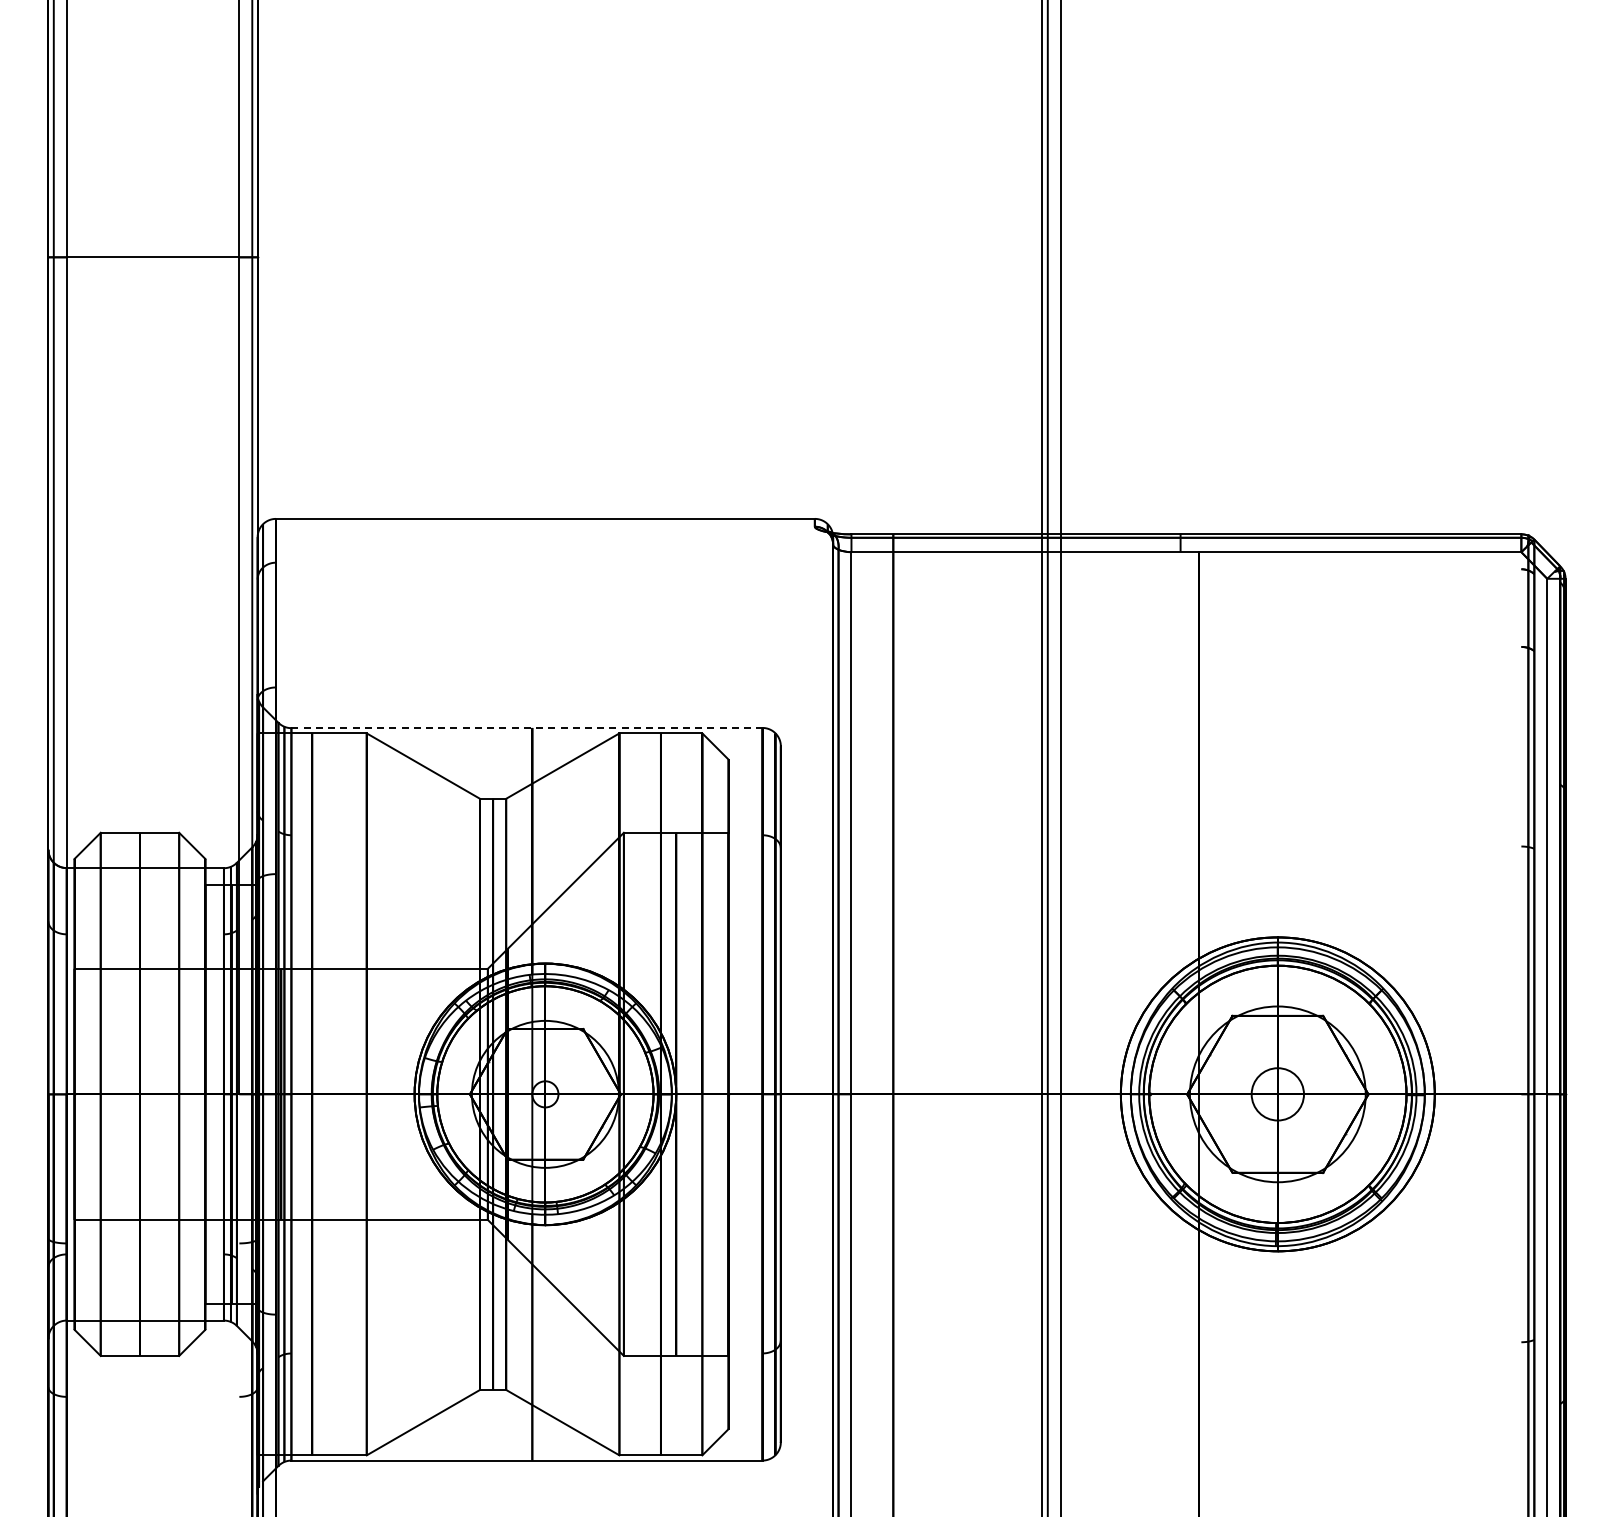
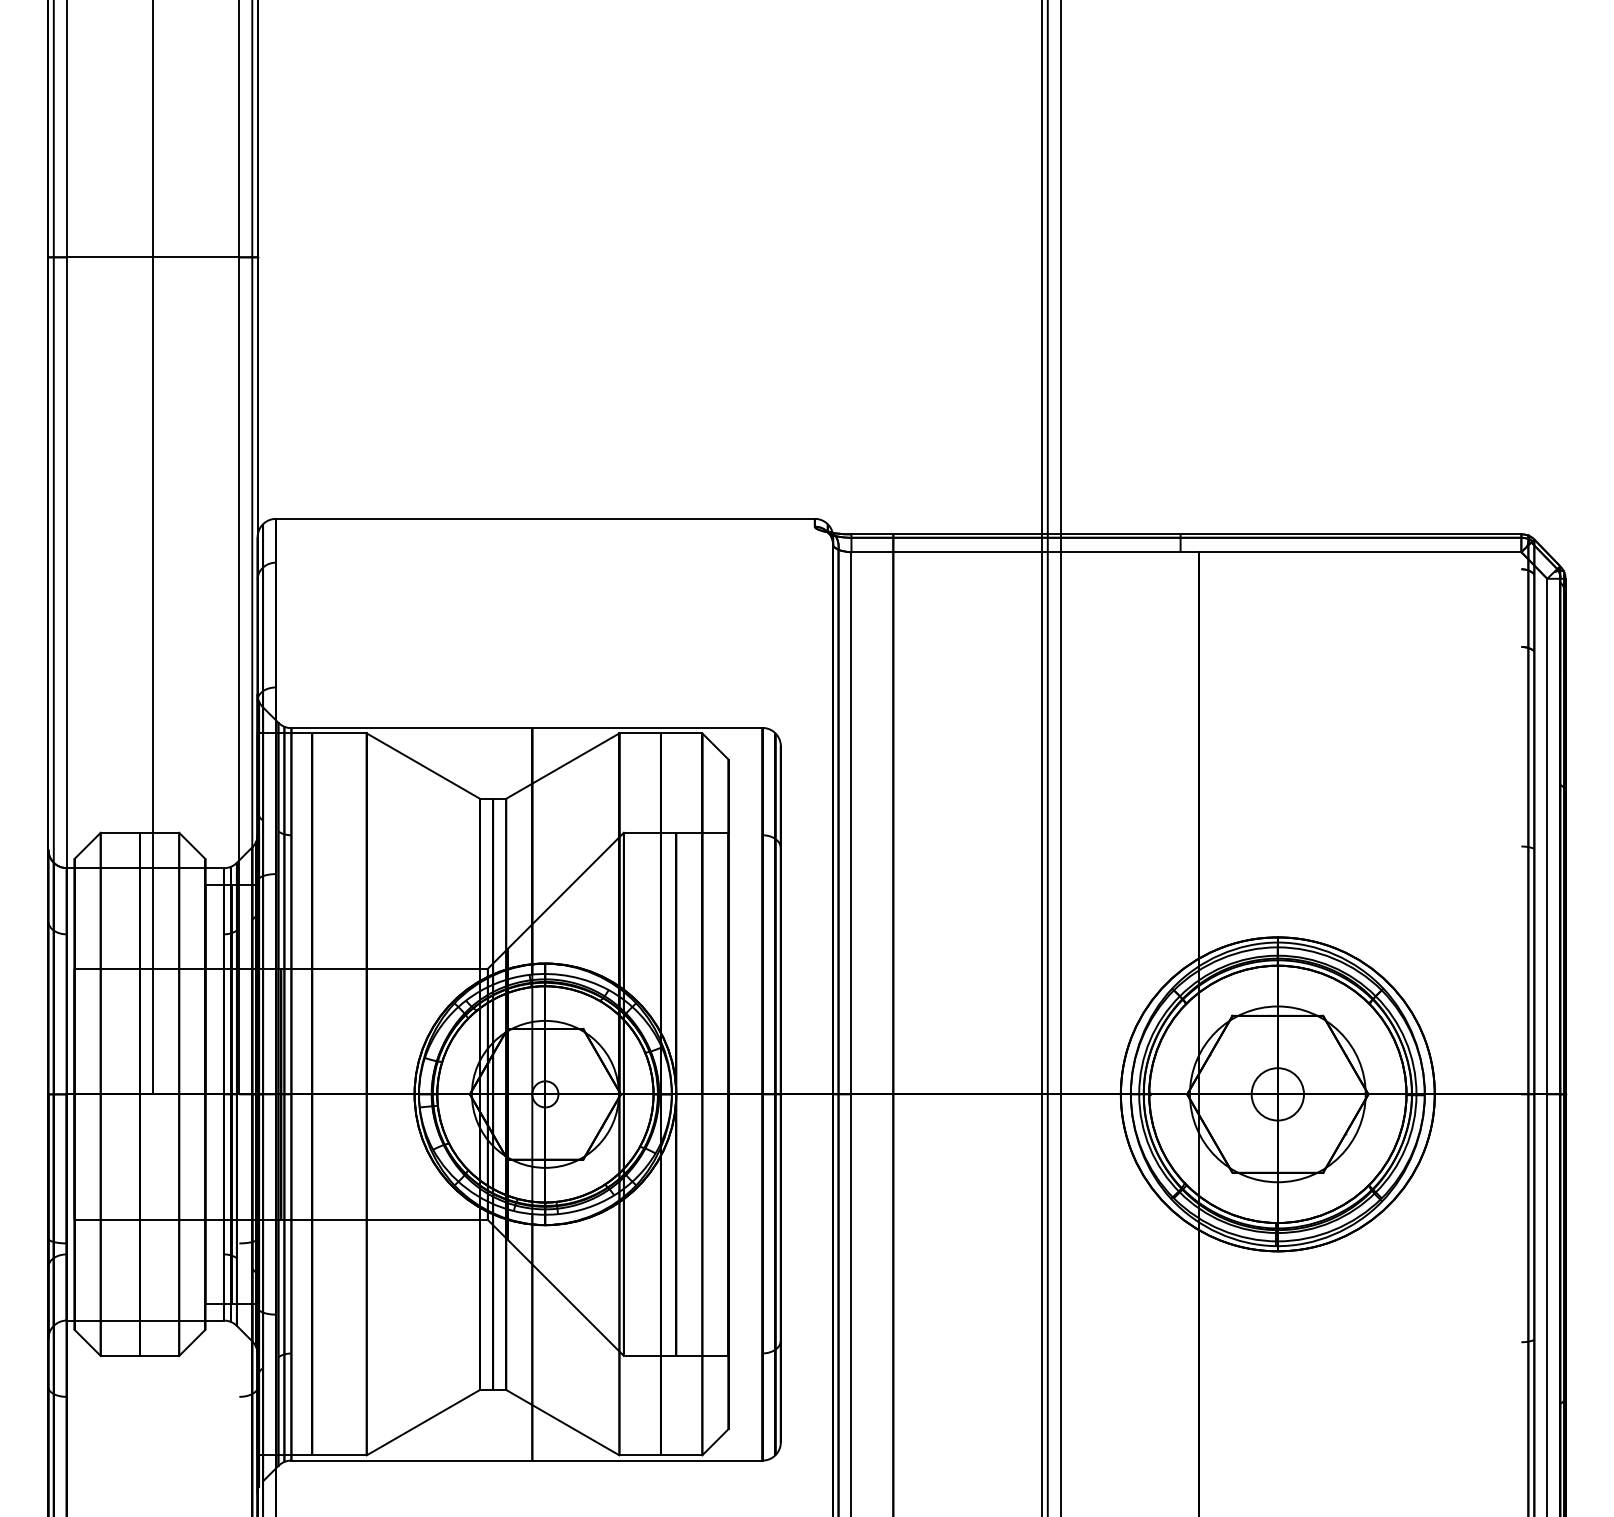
line: none -> present (153, 548)
line: dashed -> solid (526, 728)
